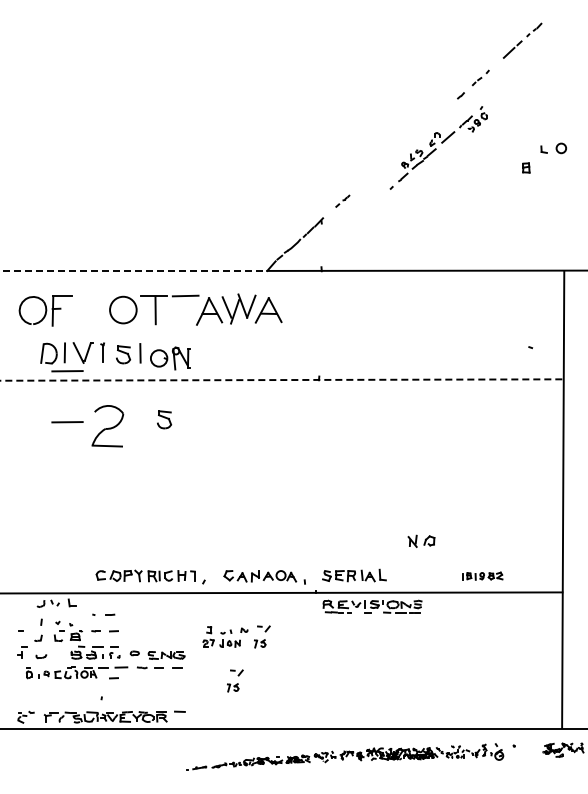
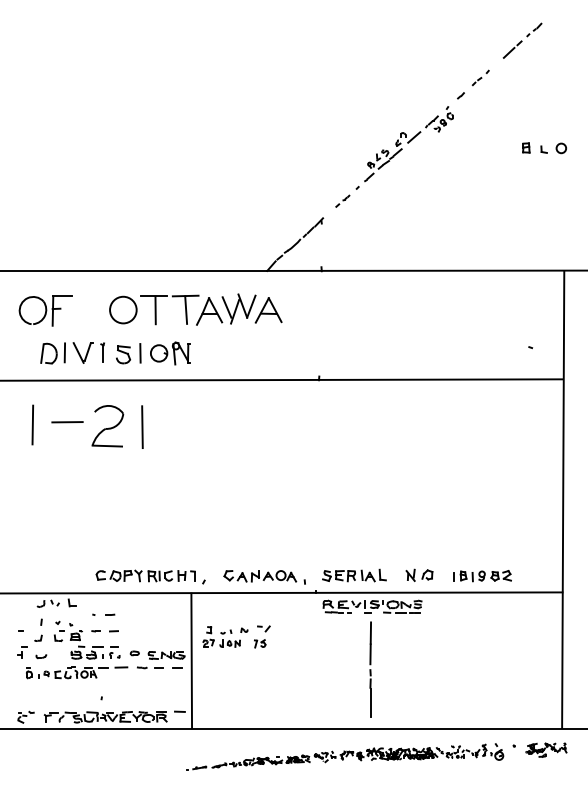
part position: (438, 147) -> (404, 147) (404, 147)
part position: (526, 167) -> (526, 147) (526, 147)
line: dashed -> solid (134, 270)
line: none -> present (186, 309)
part position: (170, 358) -> (170, 353) (170, 353)
line: present -> none (67, 371)
line: dashed -> solid (281, 380)
part: present -> none (164, 419)
line: none -> present (32, 424)
line: none -> present (142, 427)
part position: (421, 540) -> (419, 574) (419, 574)
part size: 42x10 px -> 59x13 px (482, 576)
line: none -> present (191, 660)
line: none -> present (370, 669)
line: present -> none (113, 678)
part: present -> none (235, 680)
part position: (563, 749) -> (546, 749) (546, 749)
